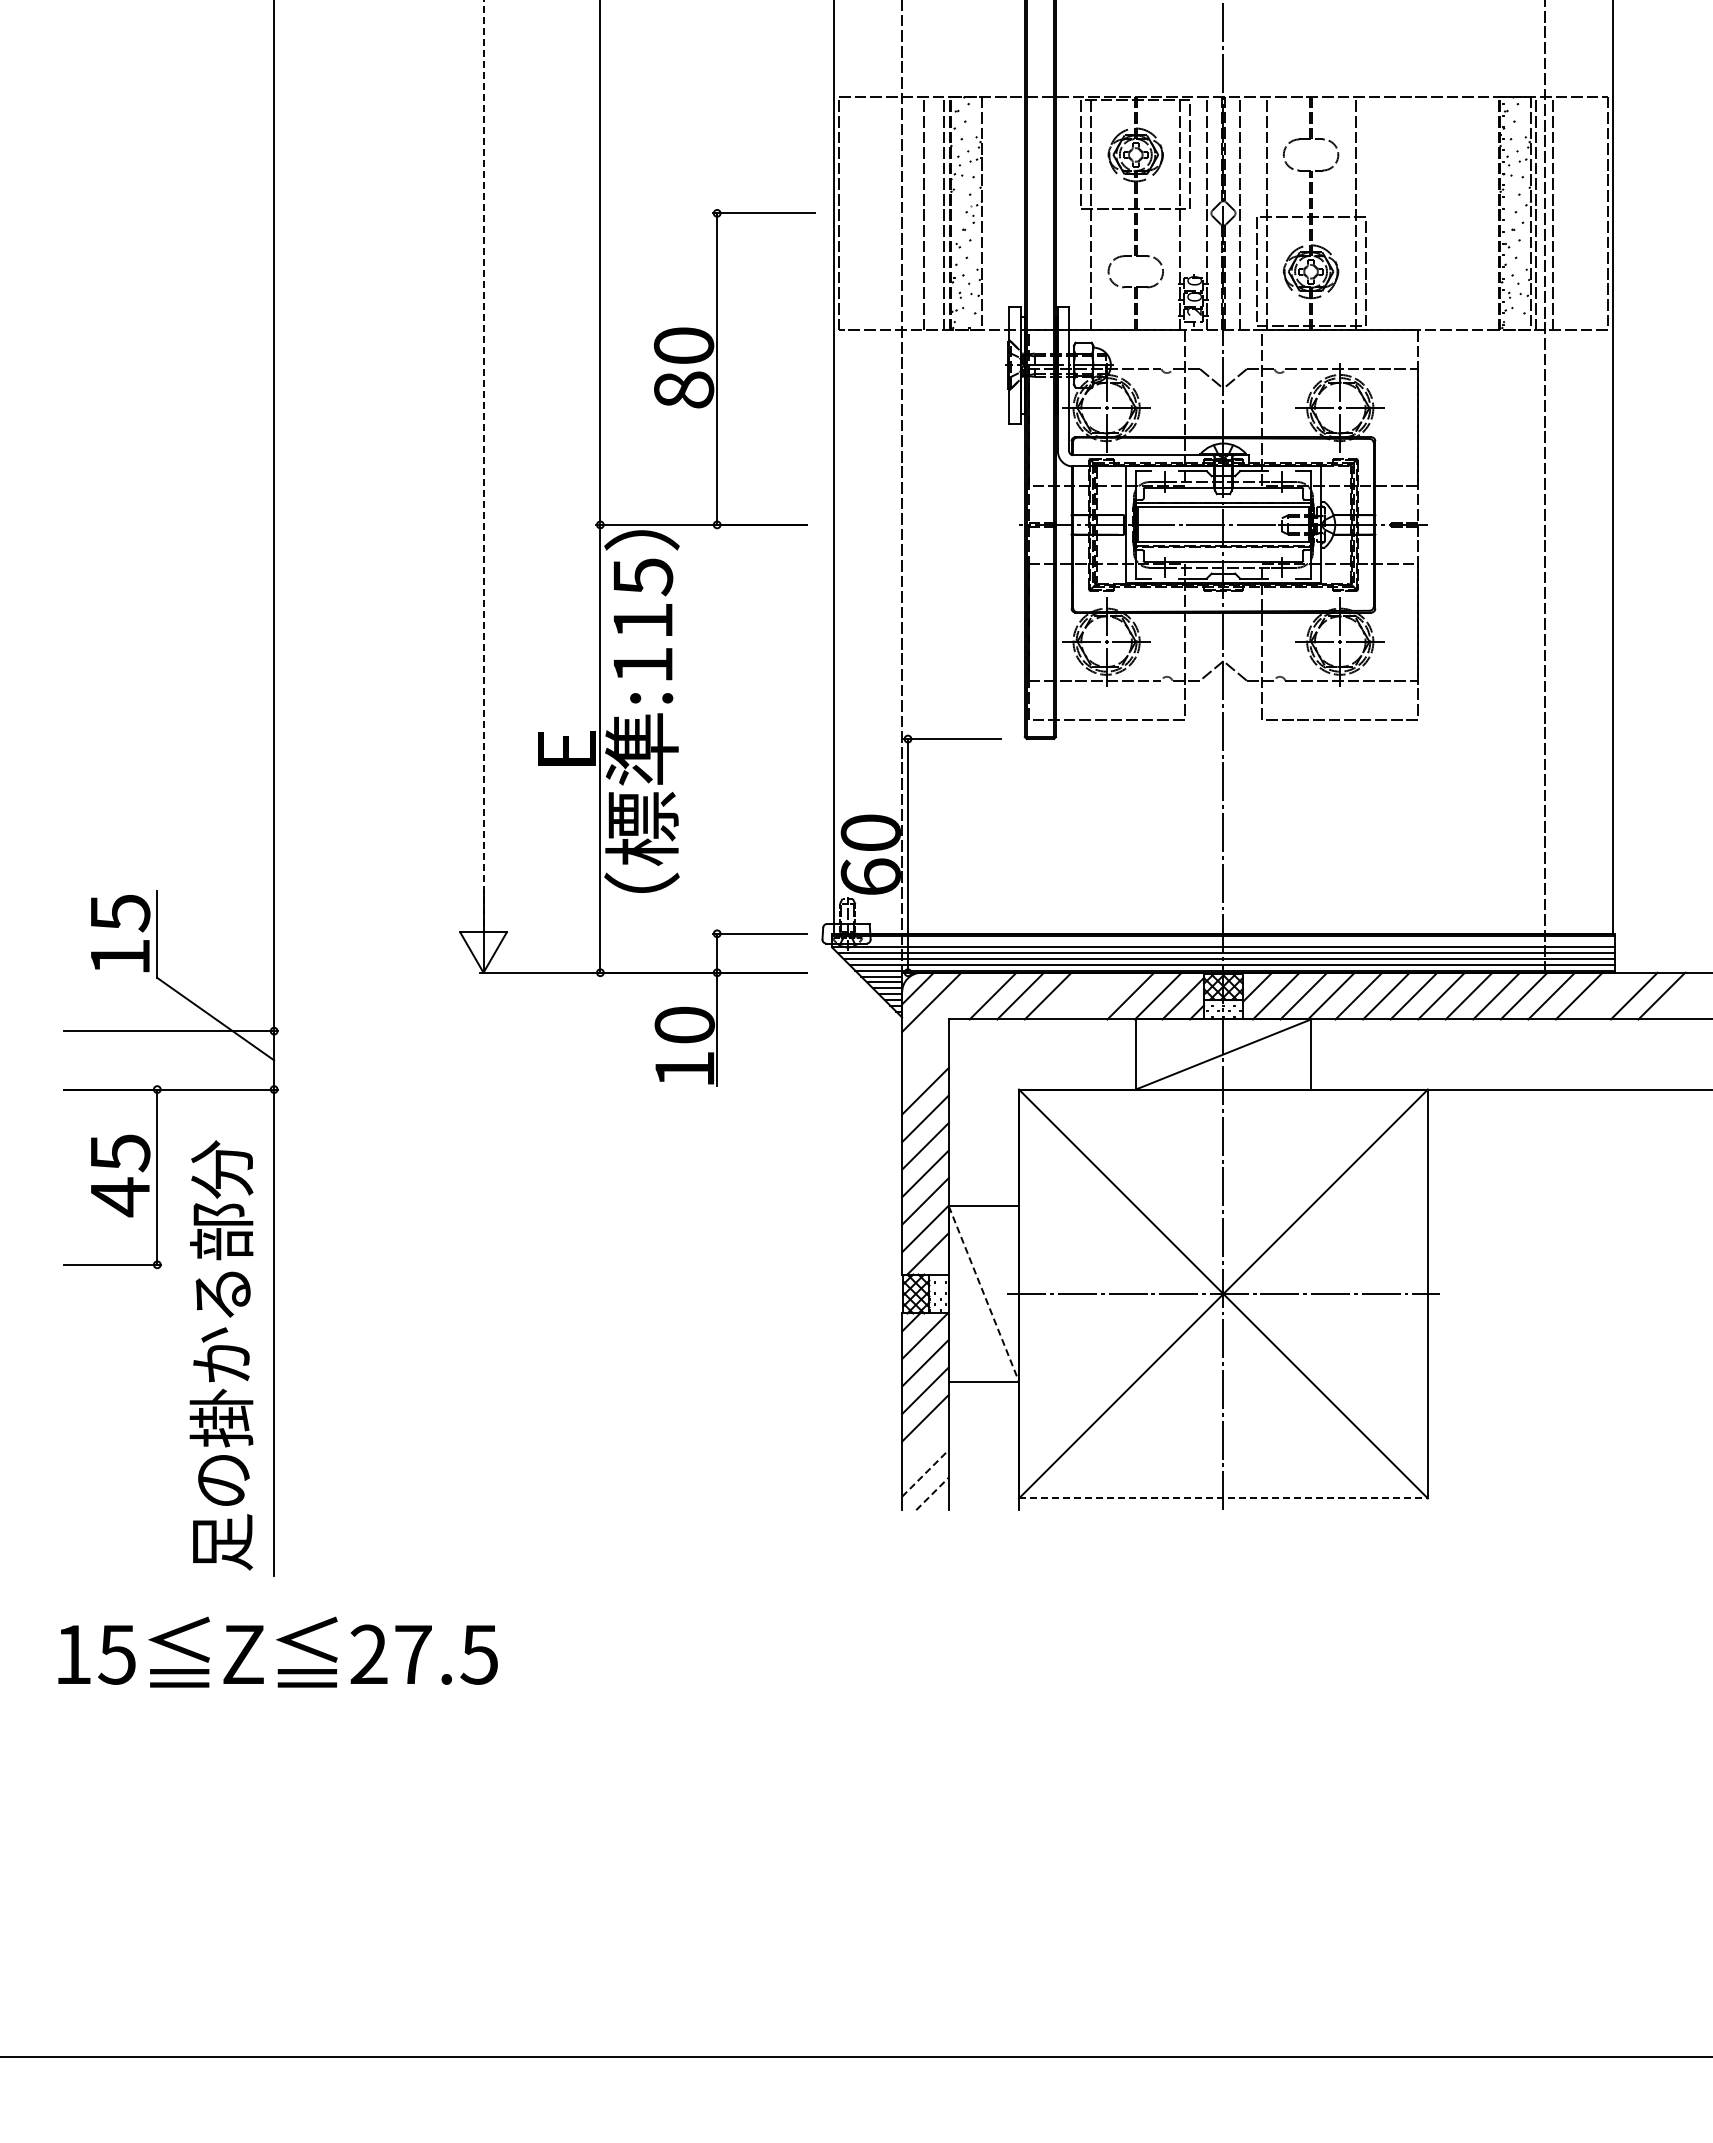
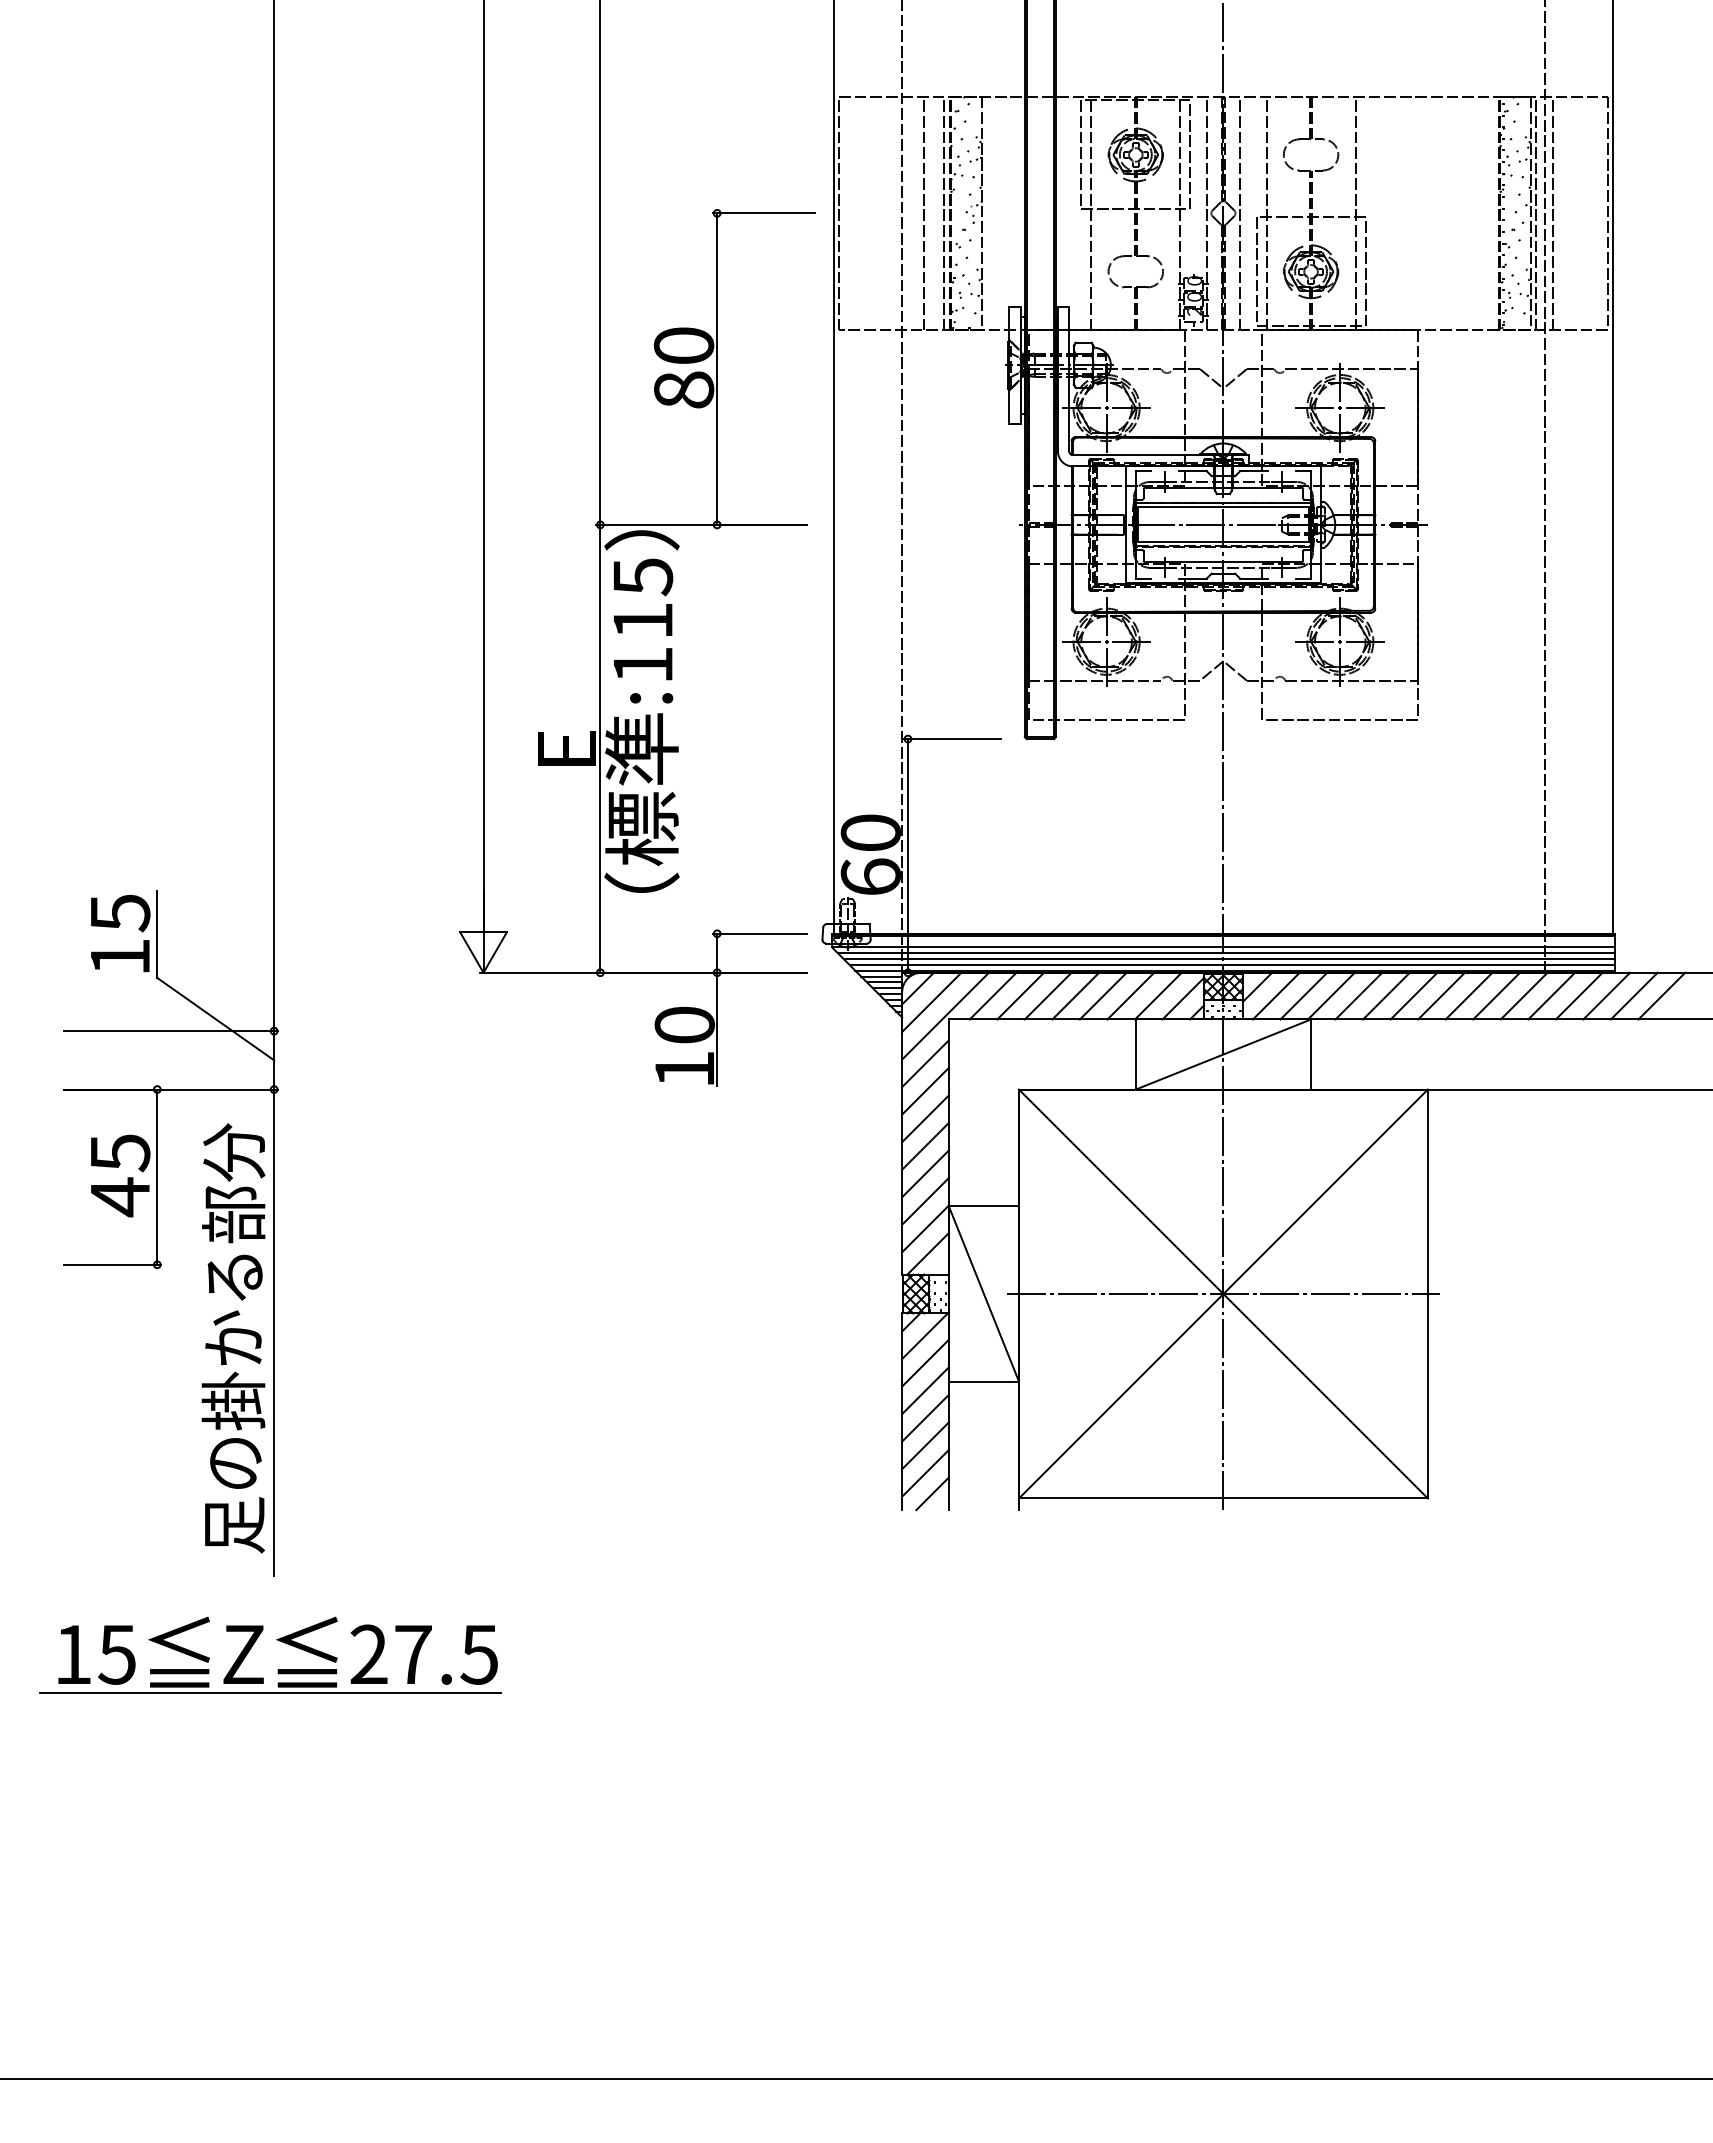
line: dashed -> solid (483, 463)
line: none -> present (1075, 995)
line: none -> present (1102, 995)
line: none -> present (1606, 995)
line: none -> present (945, 1015)
line: none -> present (925, 1063)
line: dashed -> solid (984, 1294)
text position: (221, 1355) -> (233, 1338) (233, 1338)
line: none -> present (925, 1445)
line: dashed -> solid (925, 1473)
line: dashed -> solid (932, 1493)
line: dashed -> solid (1223, 1498)
line: none -> present (270, 1693)
line position: (855, 2056) -> (855, 2078) (855, 2078)
